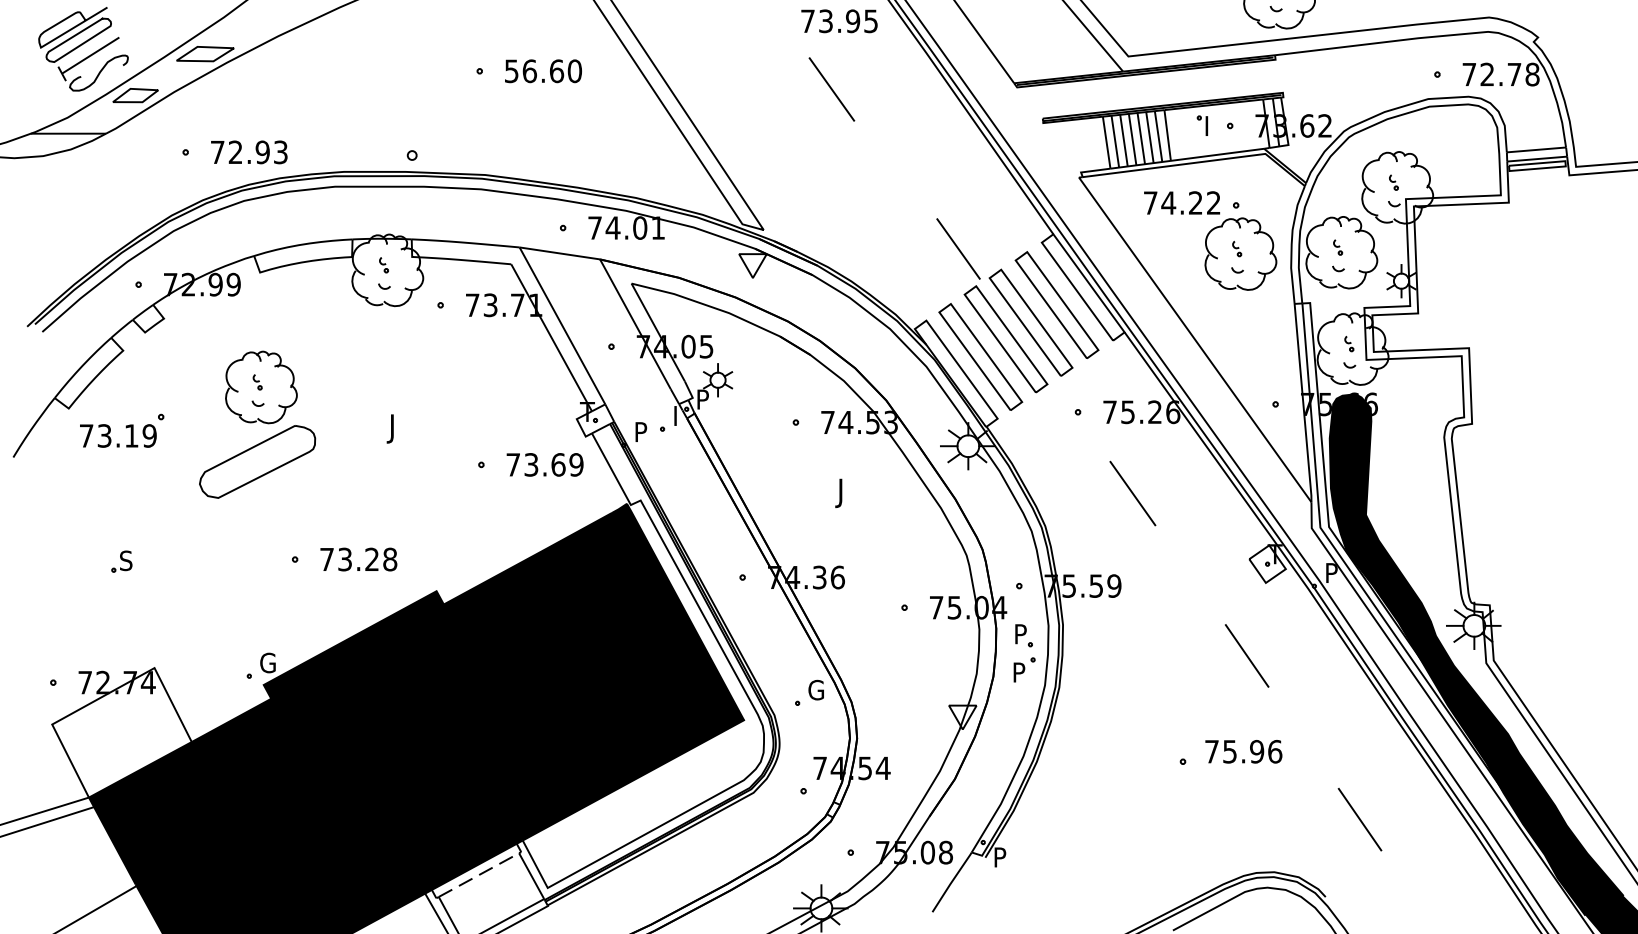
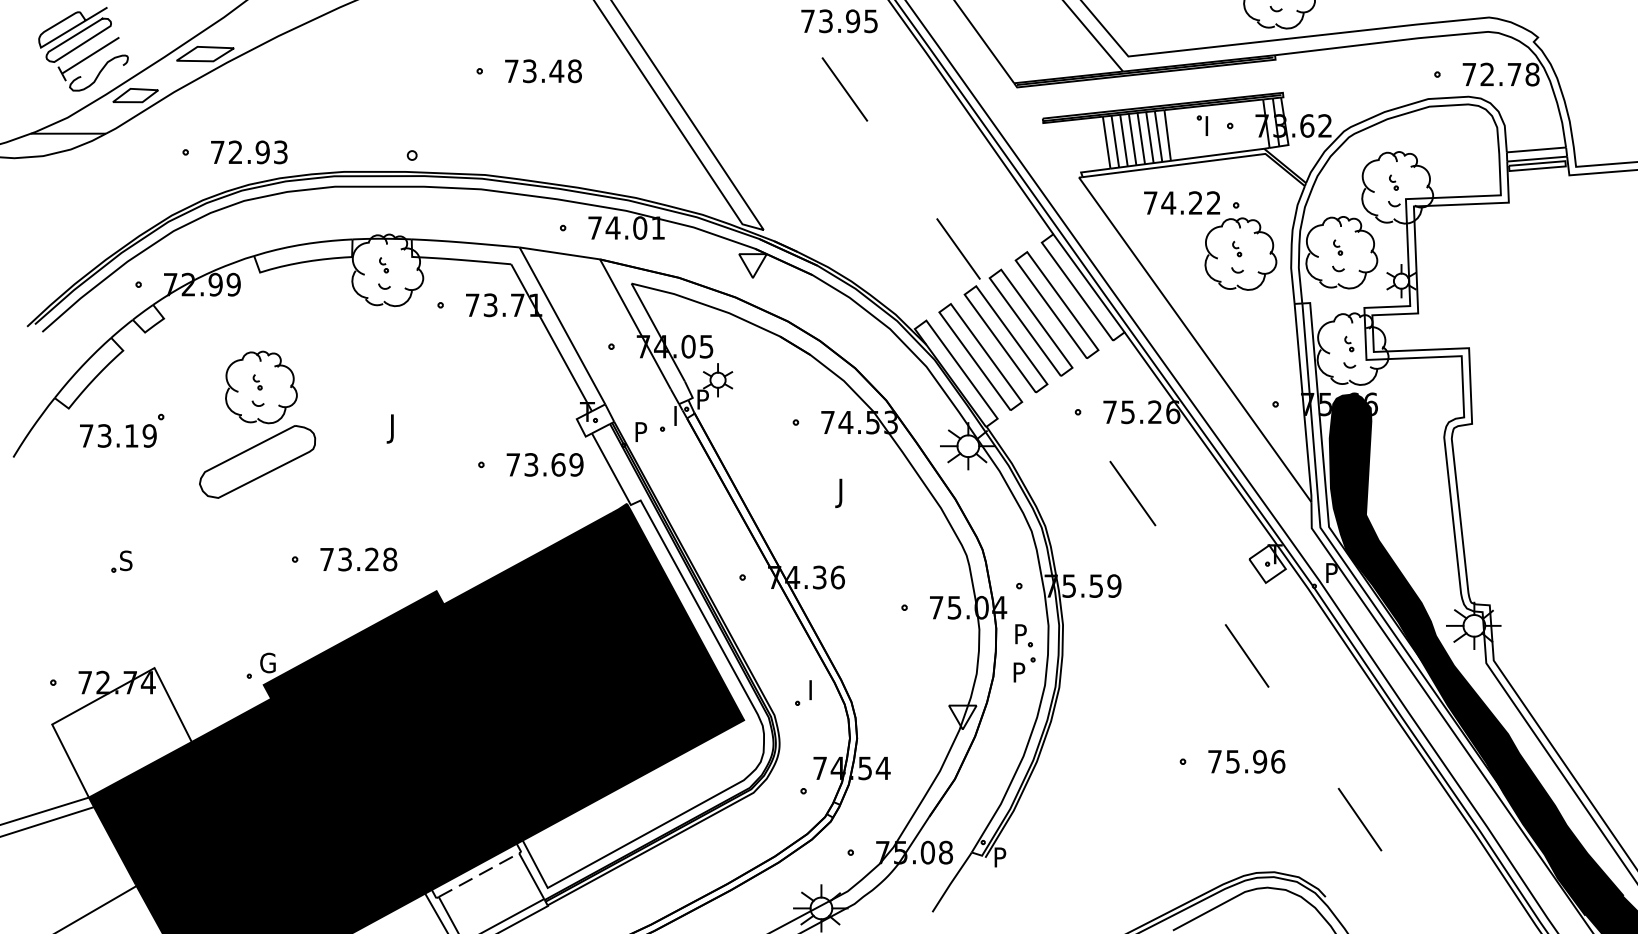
text: 56.60 -> 73.48 (543, 71)
line position: (831, 89) -> (844, 89) (844, 89)
text: G -> I (815, 689)
text position: (1243, 751) -> (1246, 761) (1246, 761)
